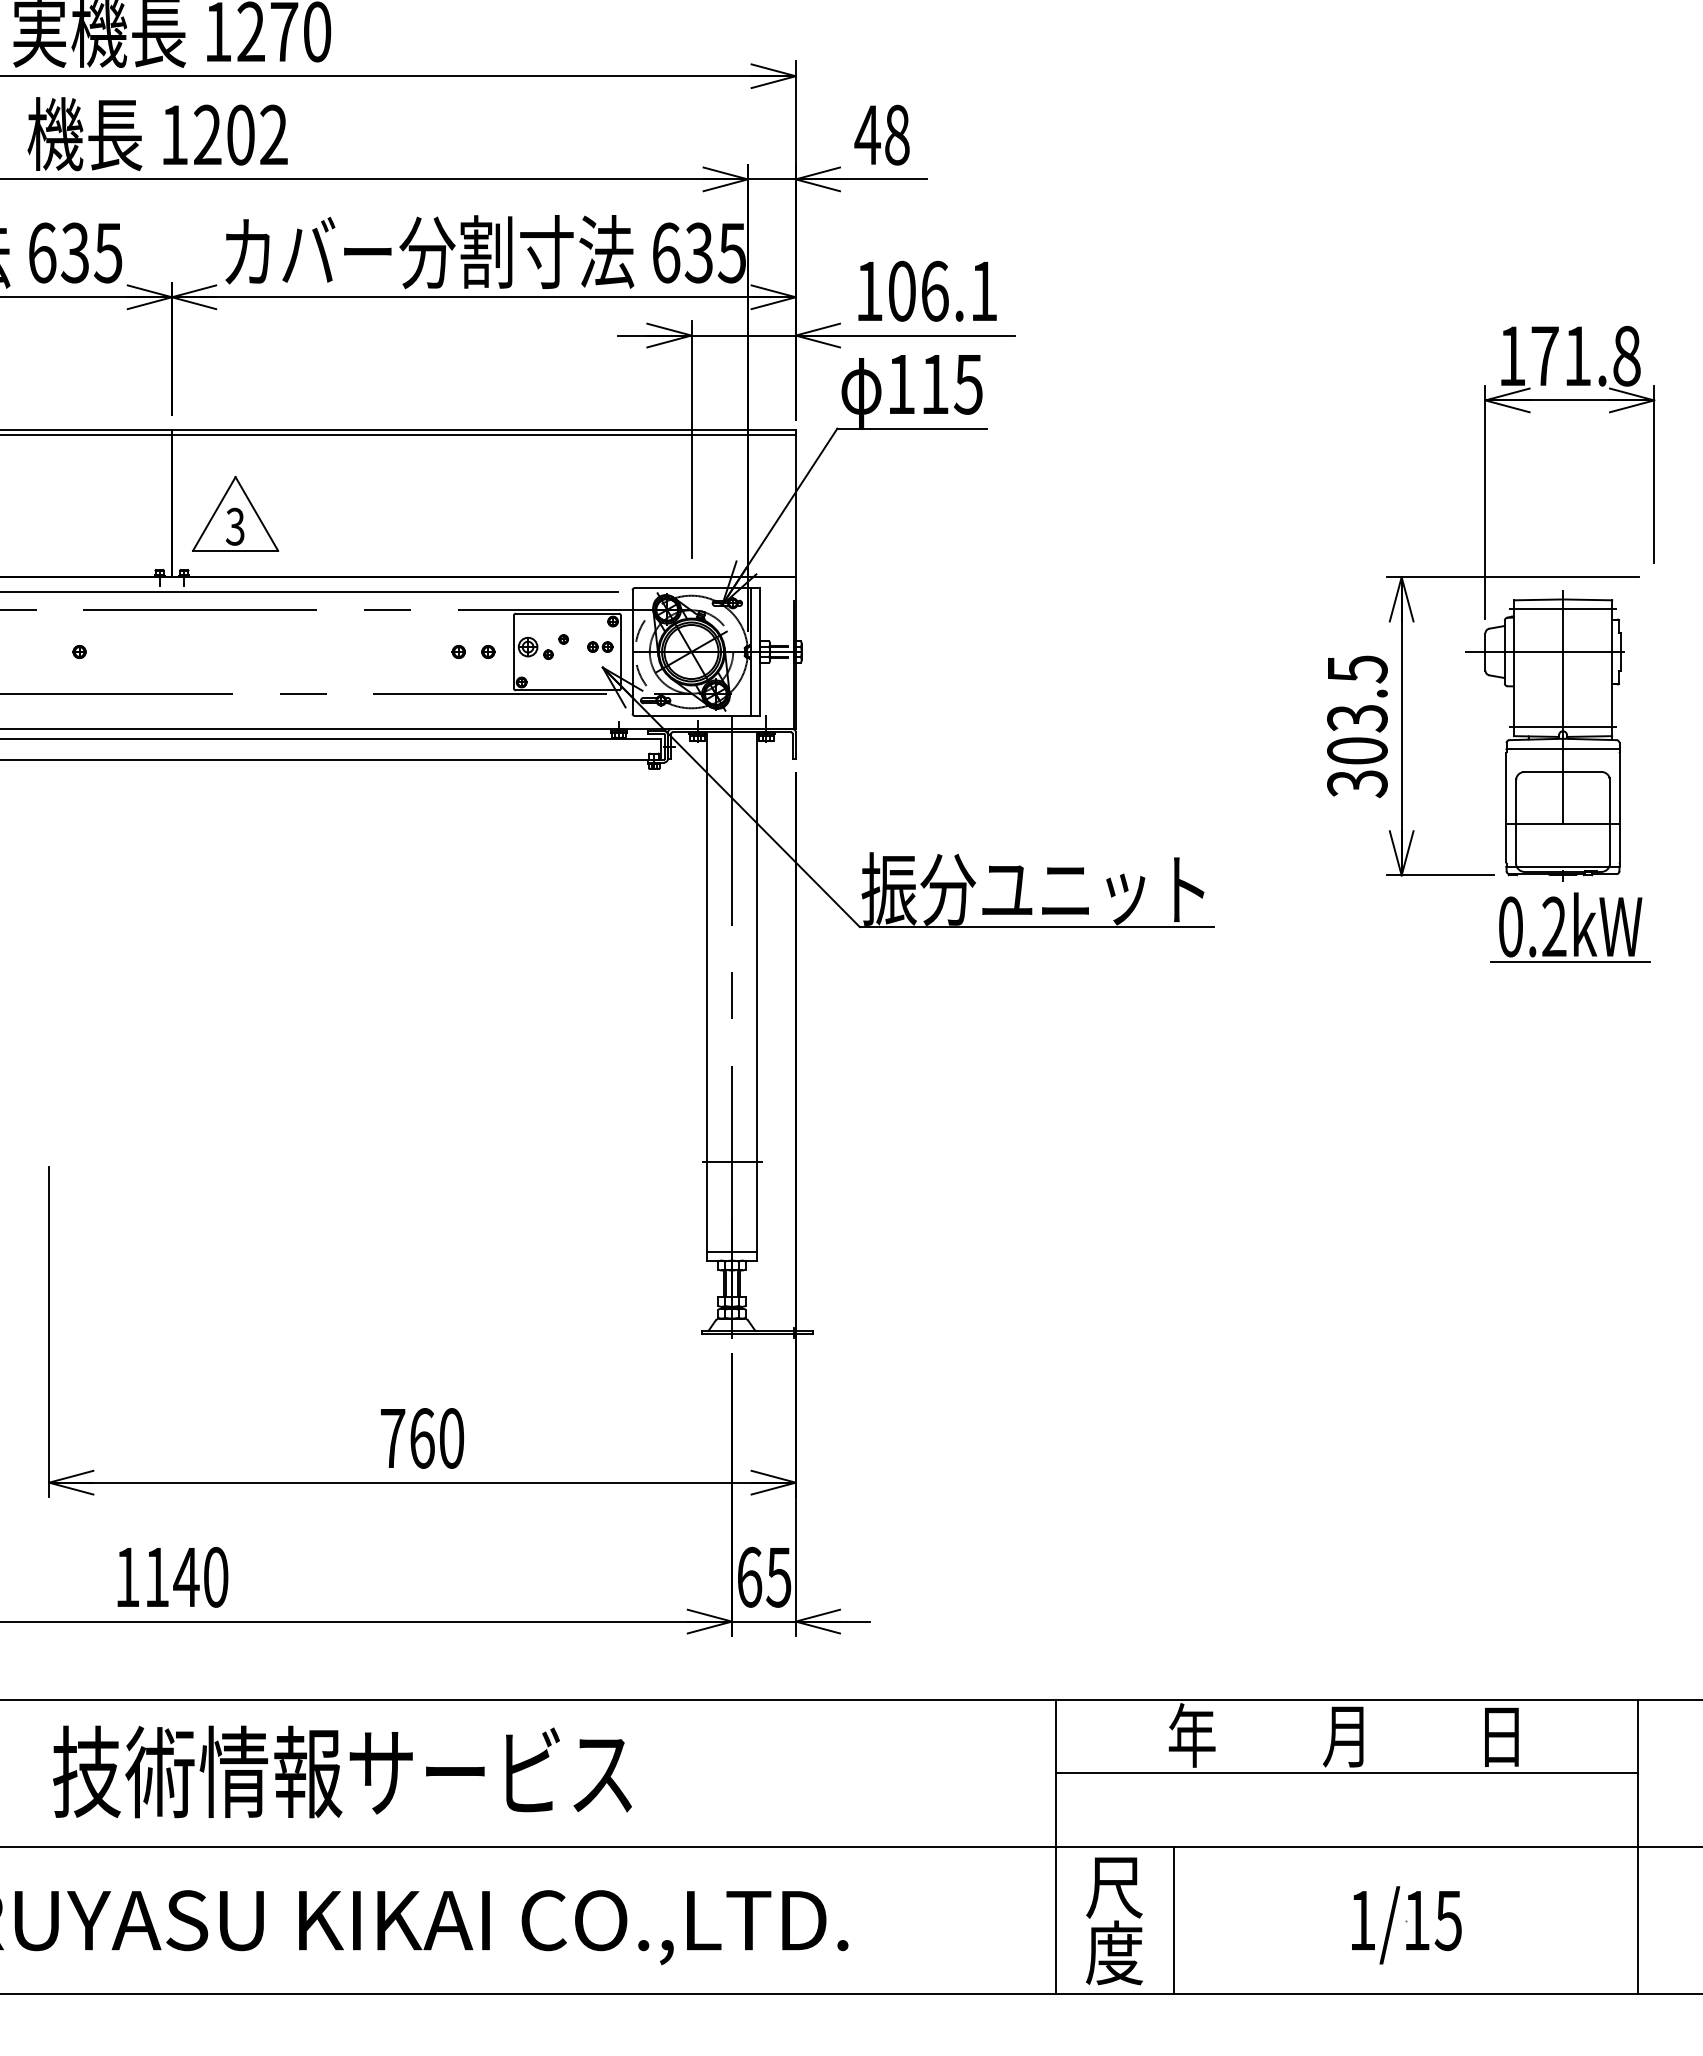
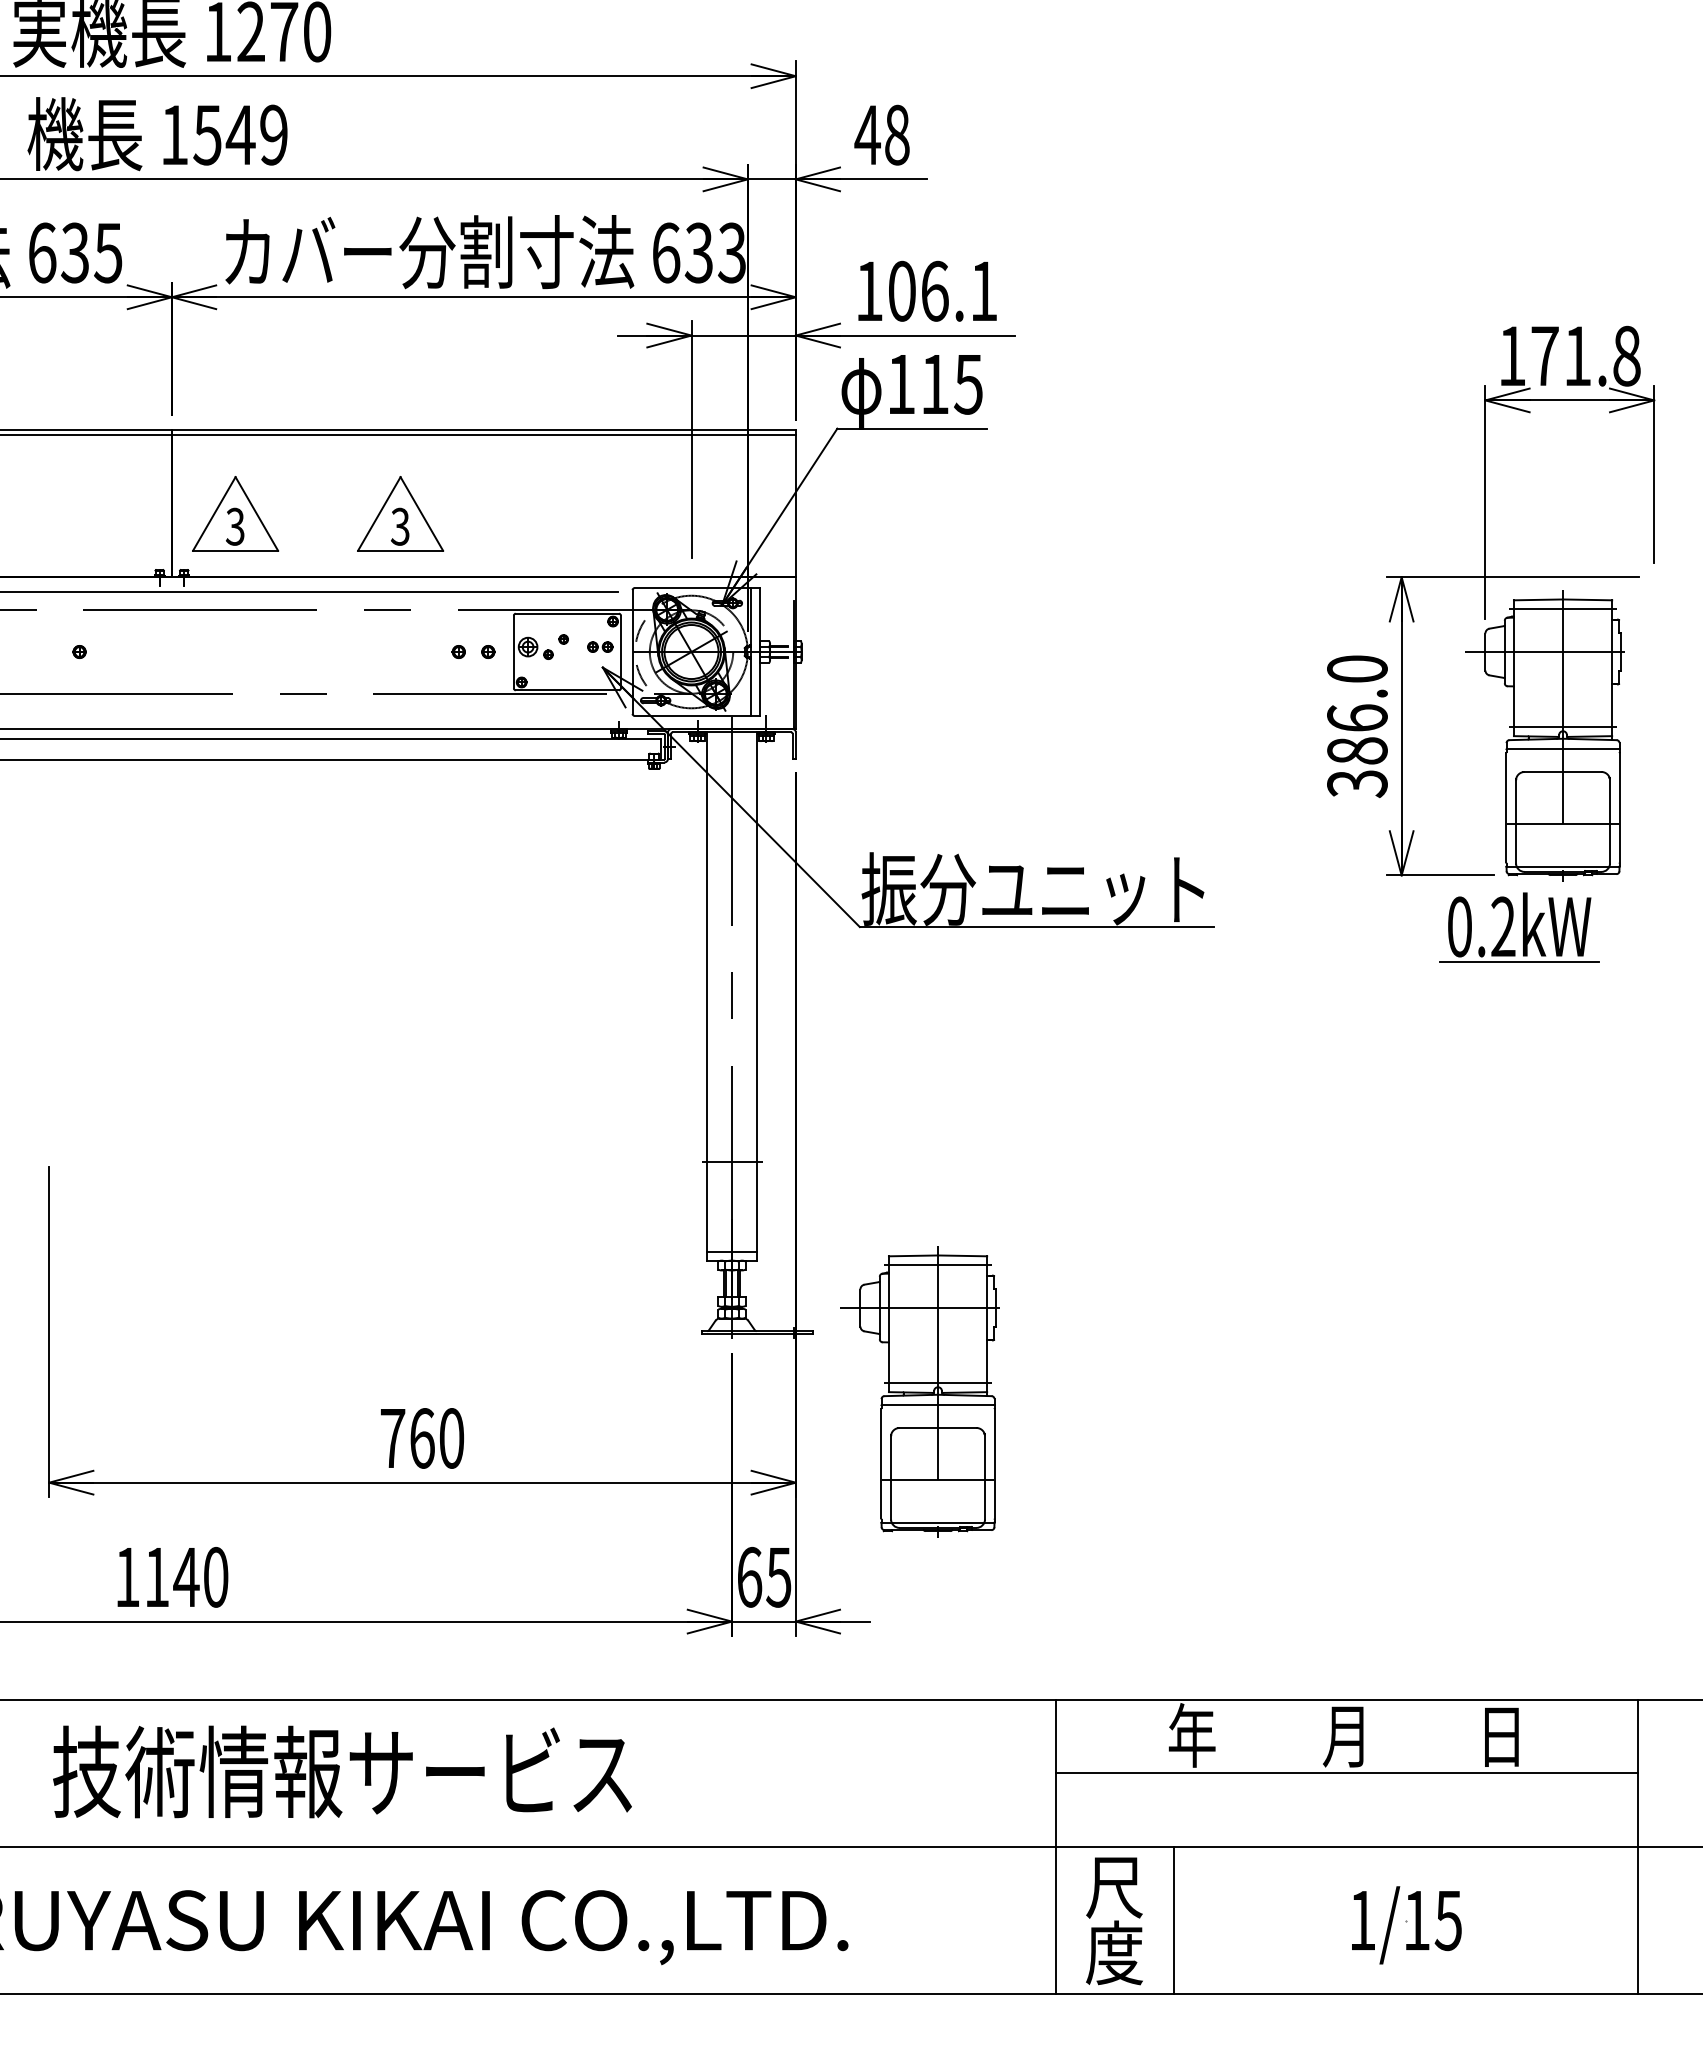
text: 1202 -> 1549 (240, 134)
text: 635 -> 633 (731, 252)
part: none -> present (400, 513)
text: 303.5 -> 386.0 (1357, 709)
part position: (1570, 927) -> (1519, 927) (1519, 927)
part: none -> present (919, 1391)
